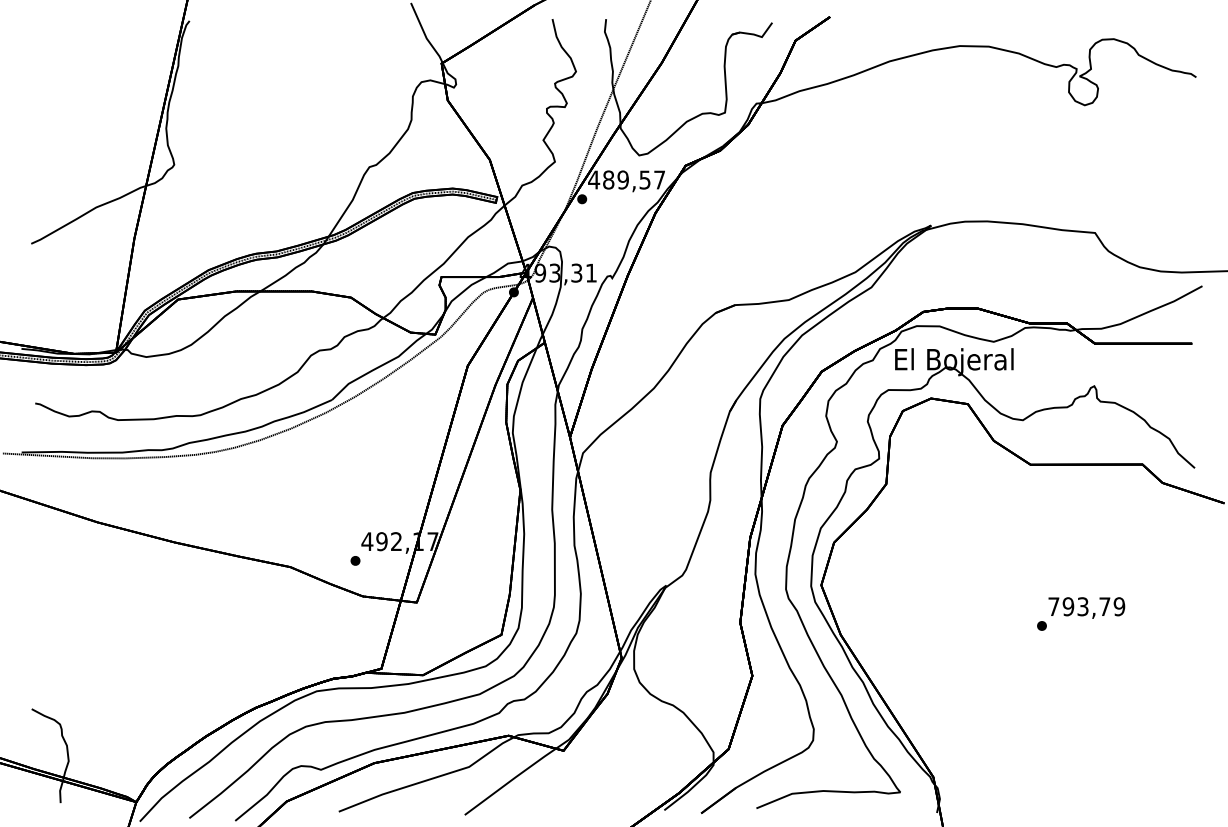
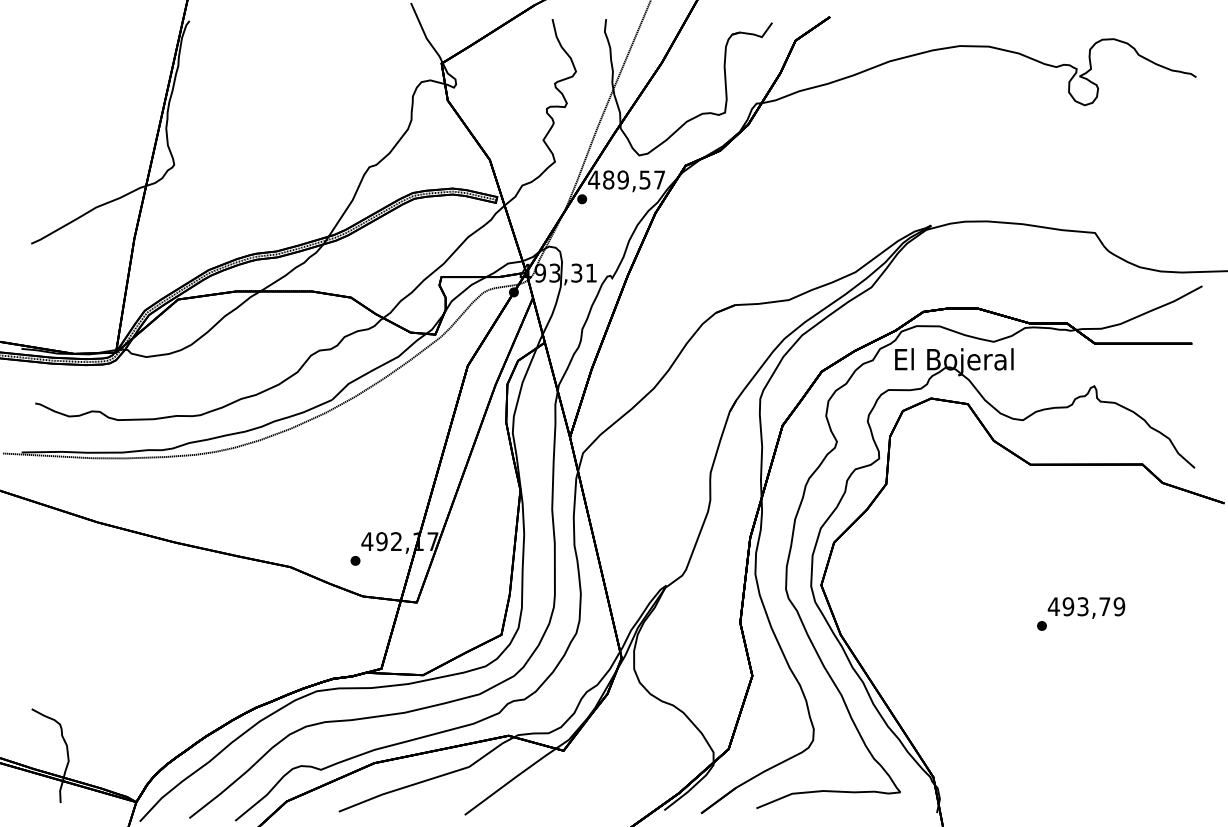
text: 793,79 -> 493,79 (1053, 606)
